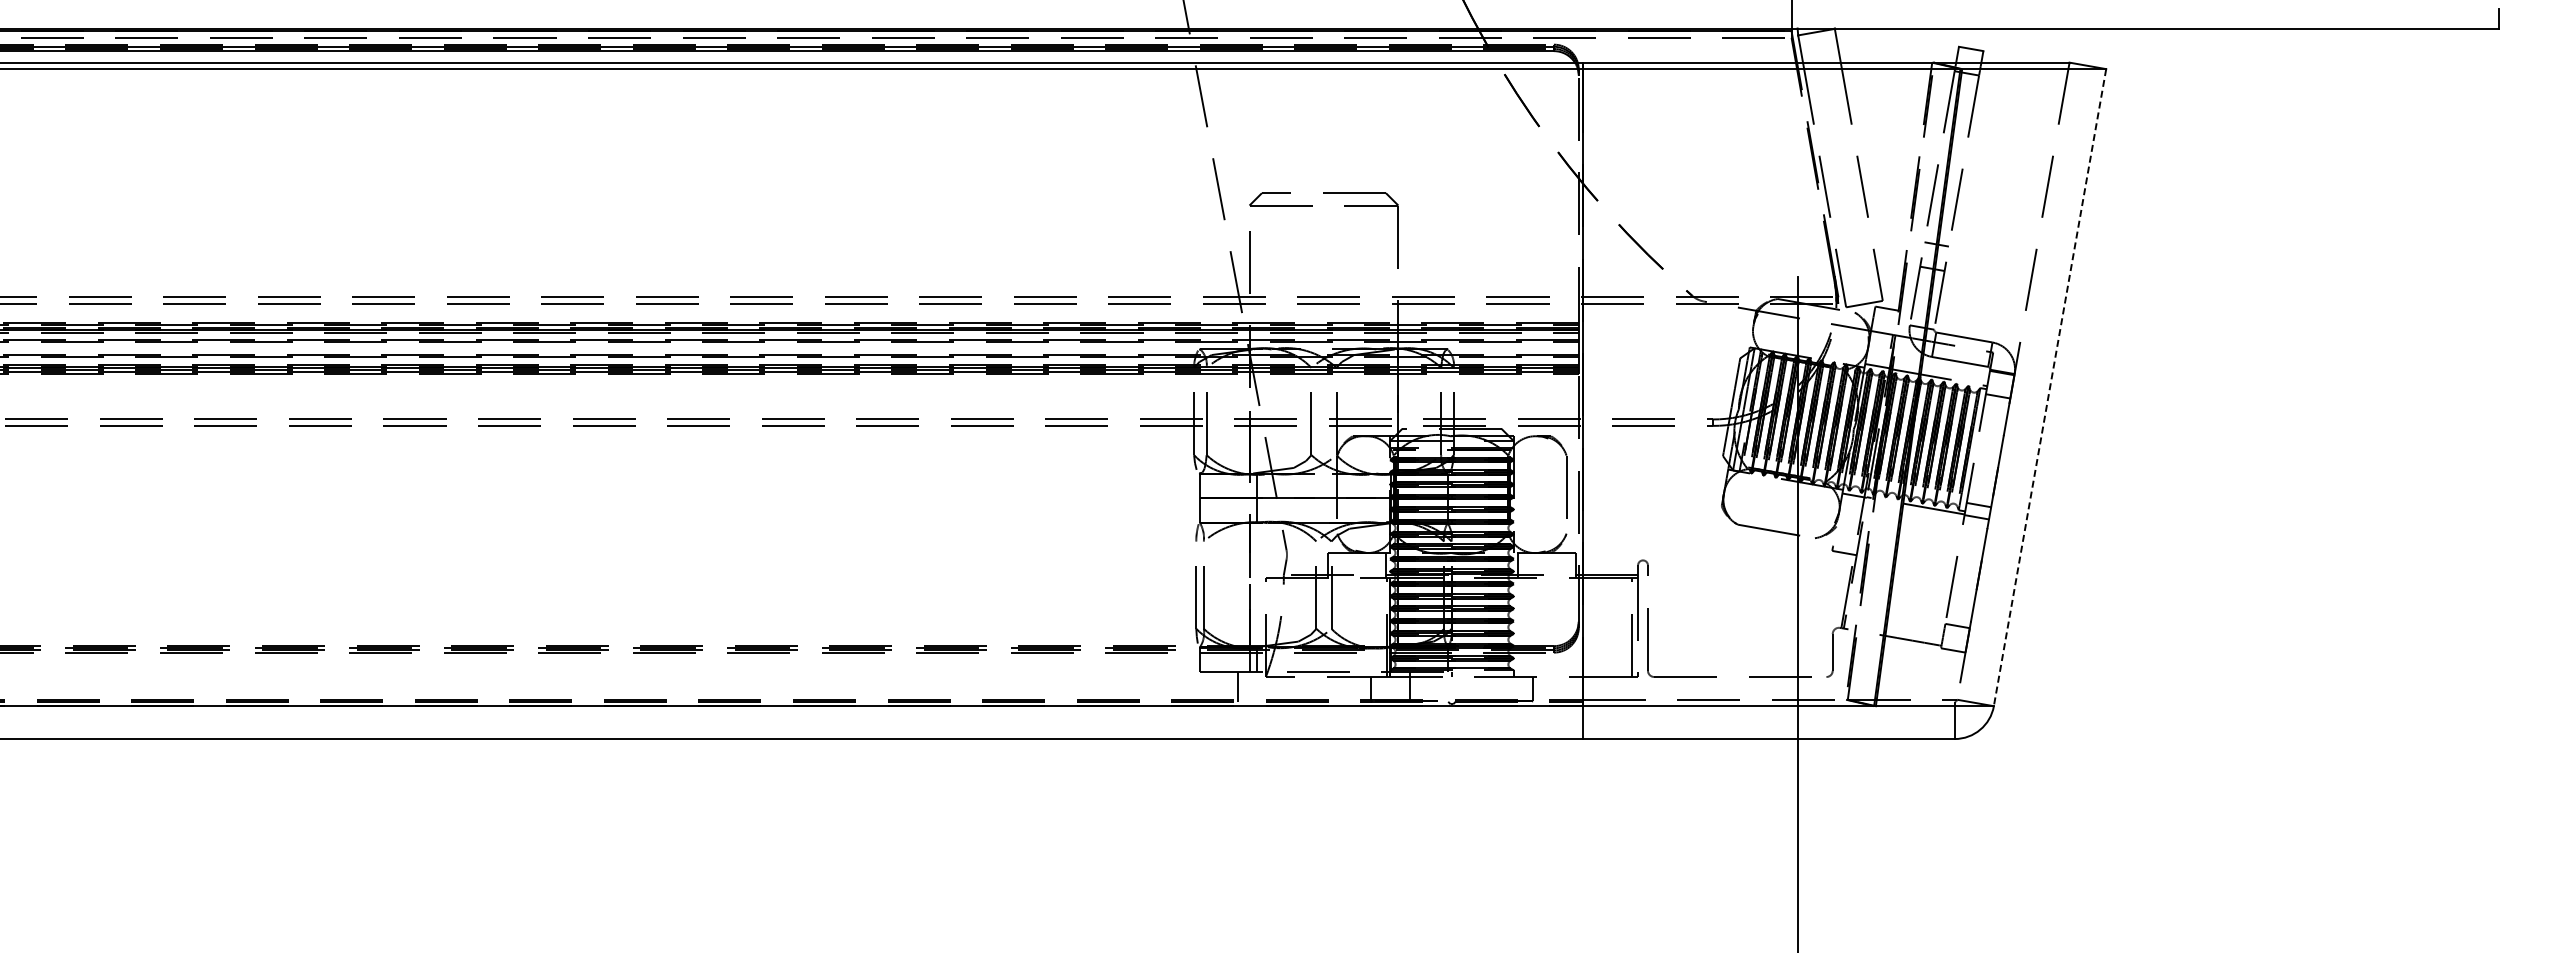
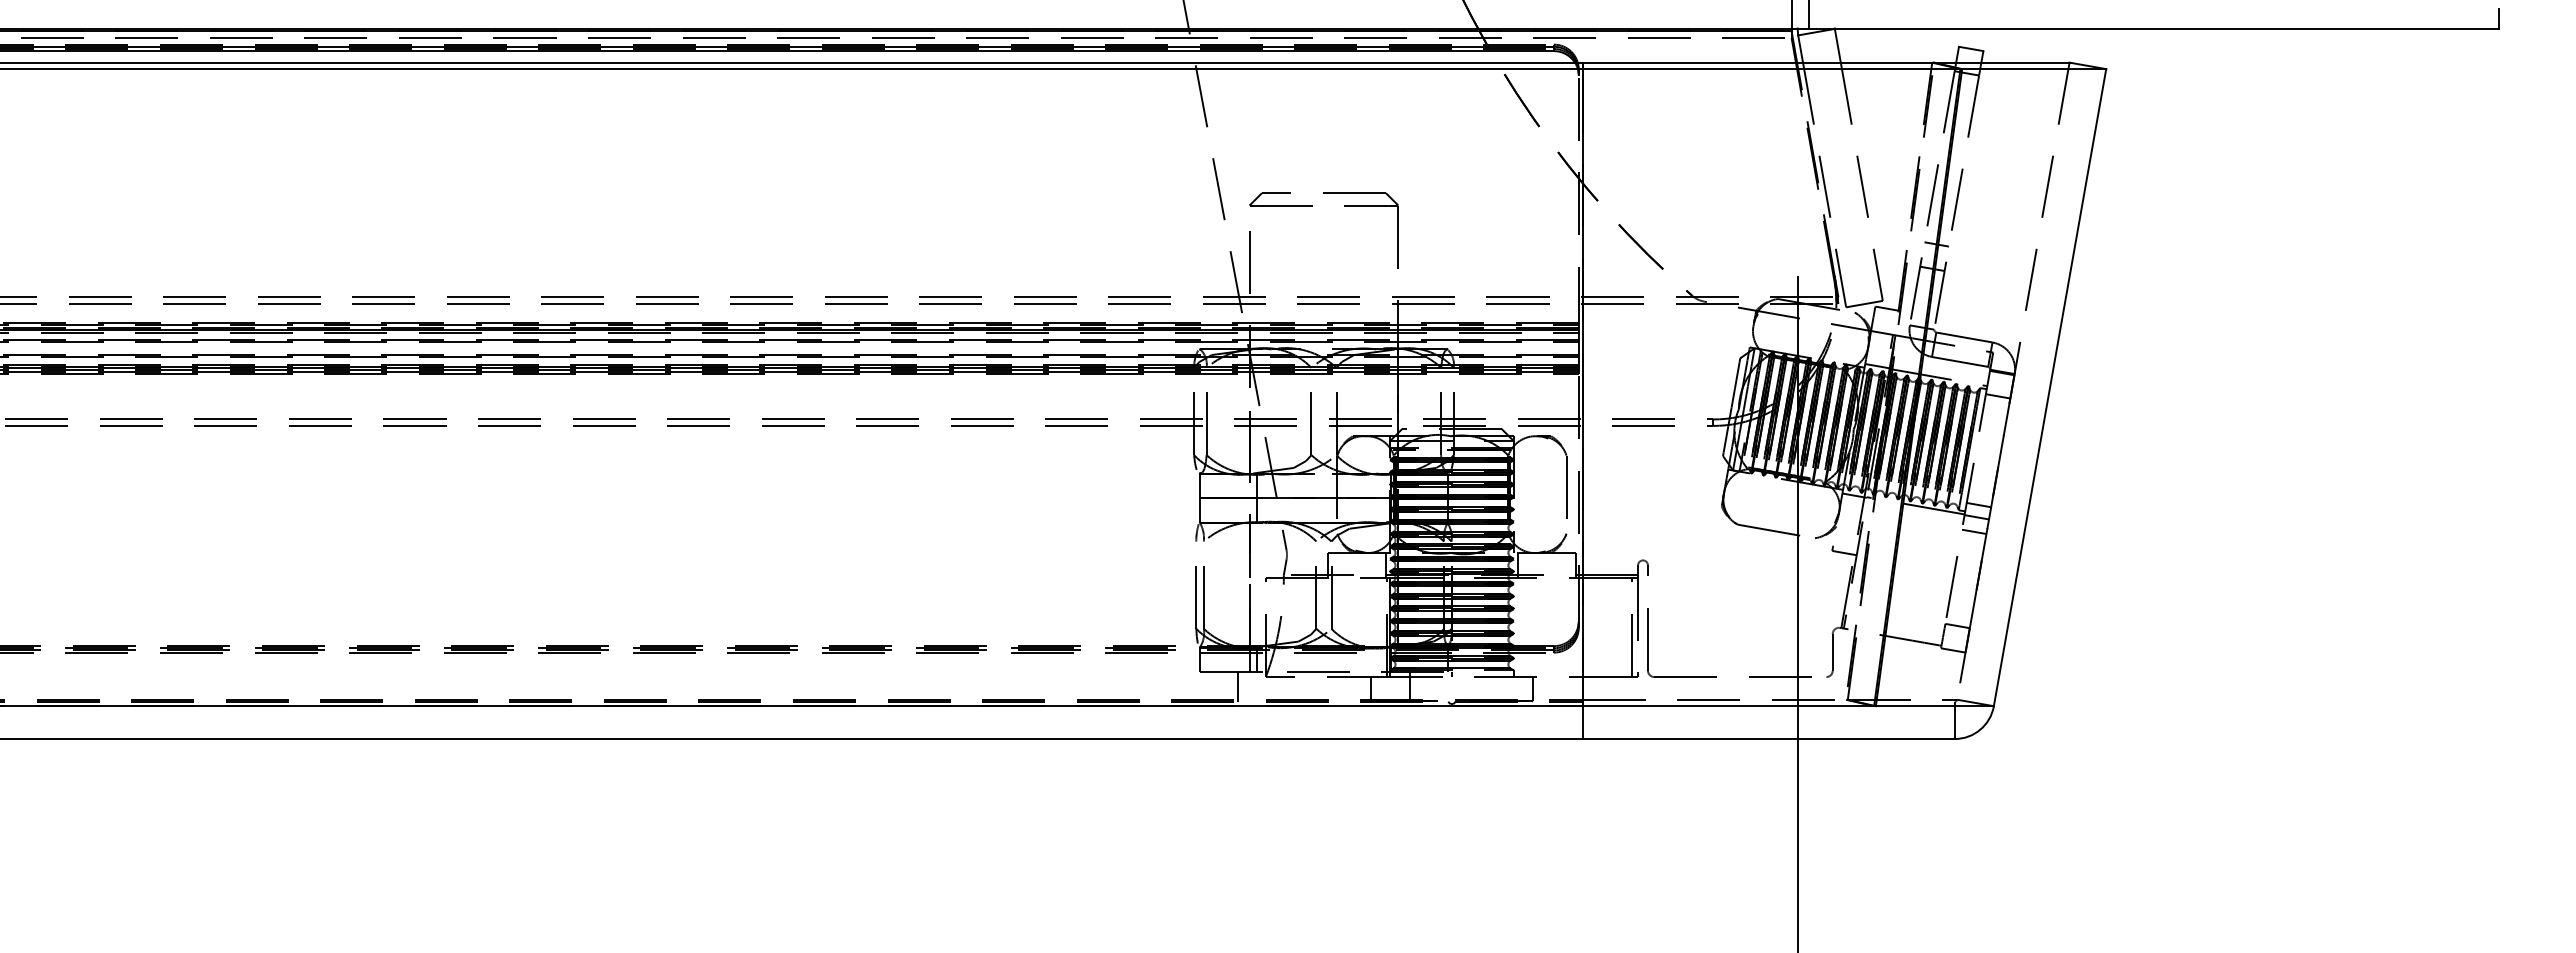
line: none -> present (1809, 15)
line: dashed -> solid (2049, 388)
line: none -> present (1973, 531)
